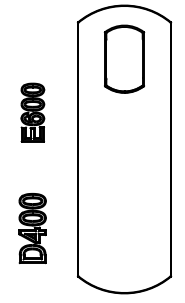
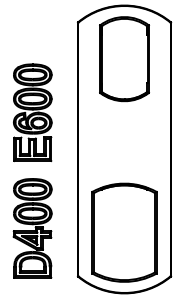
part size: 43x70 px -> 51x87 px (124, 59)
part size: 26x61 px -> 40x99 px (32, 112)
part size: 29x72 px -> 41x101 px (32, 228)
part: none -> present (124, 232)
